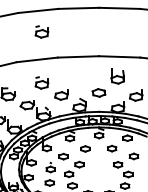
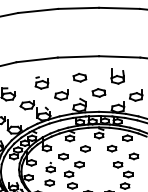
part: present -> none (41, 31)
part: none -> present (79, 77)
